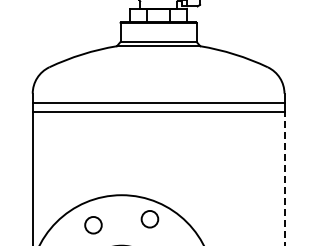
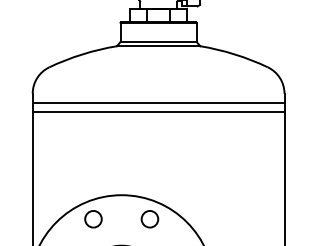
line: dashed -> solid (284, 179)
circle position: (93, 225) -> (93, 219) (93, 219)
